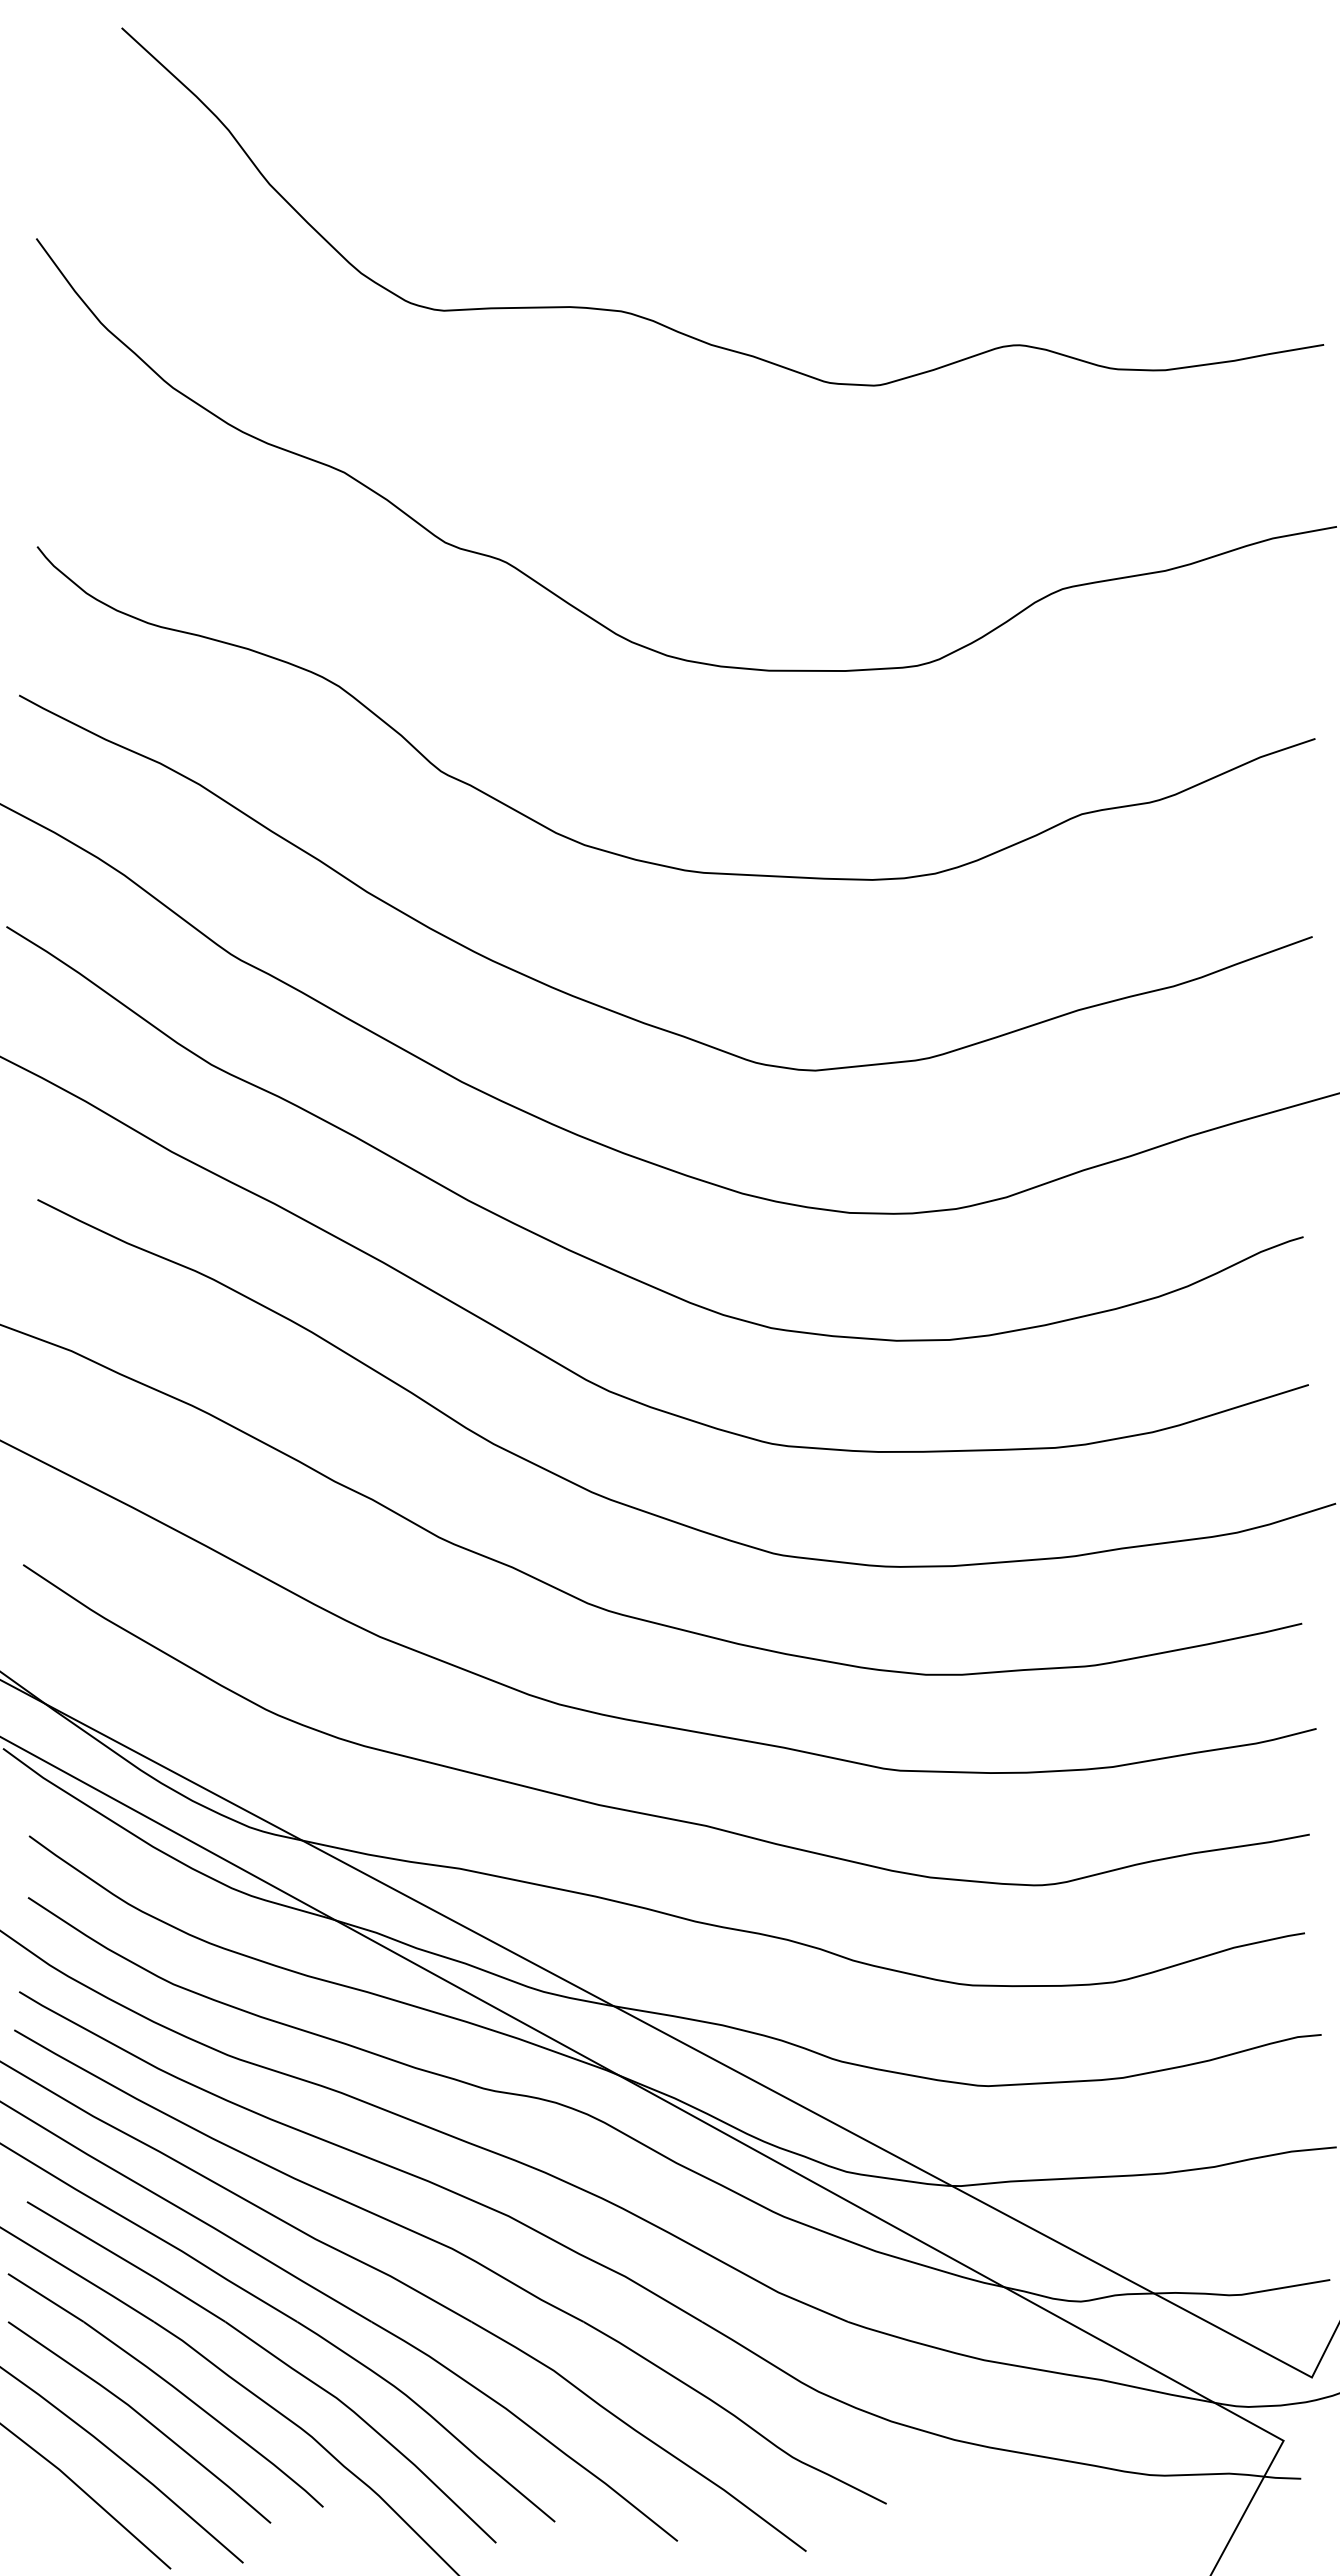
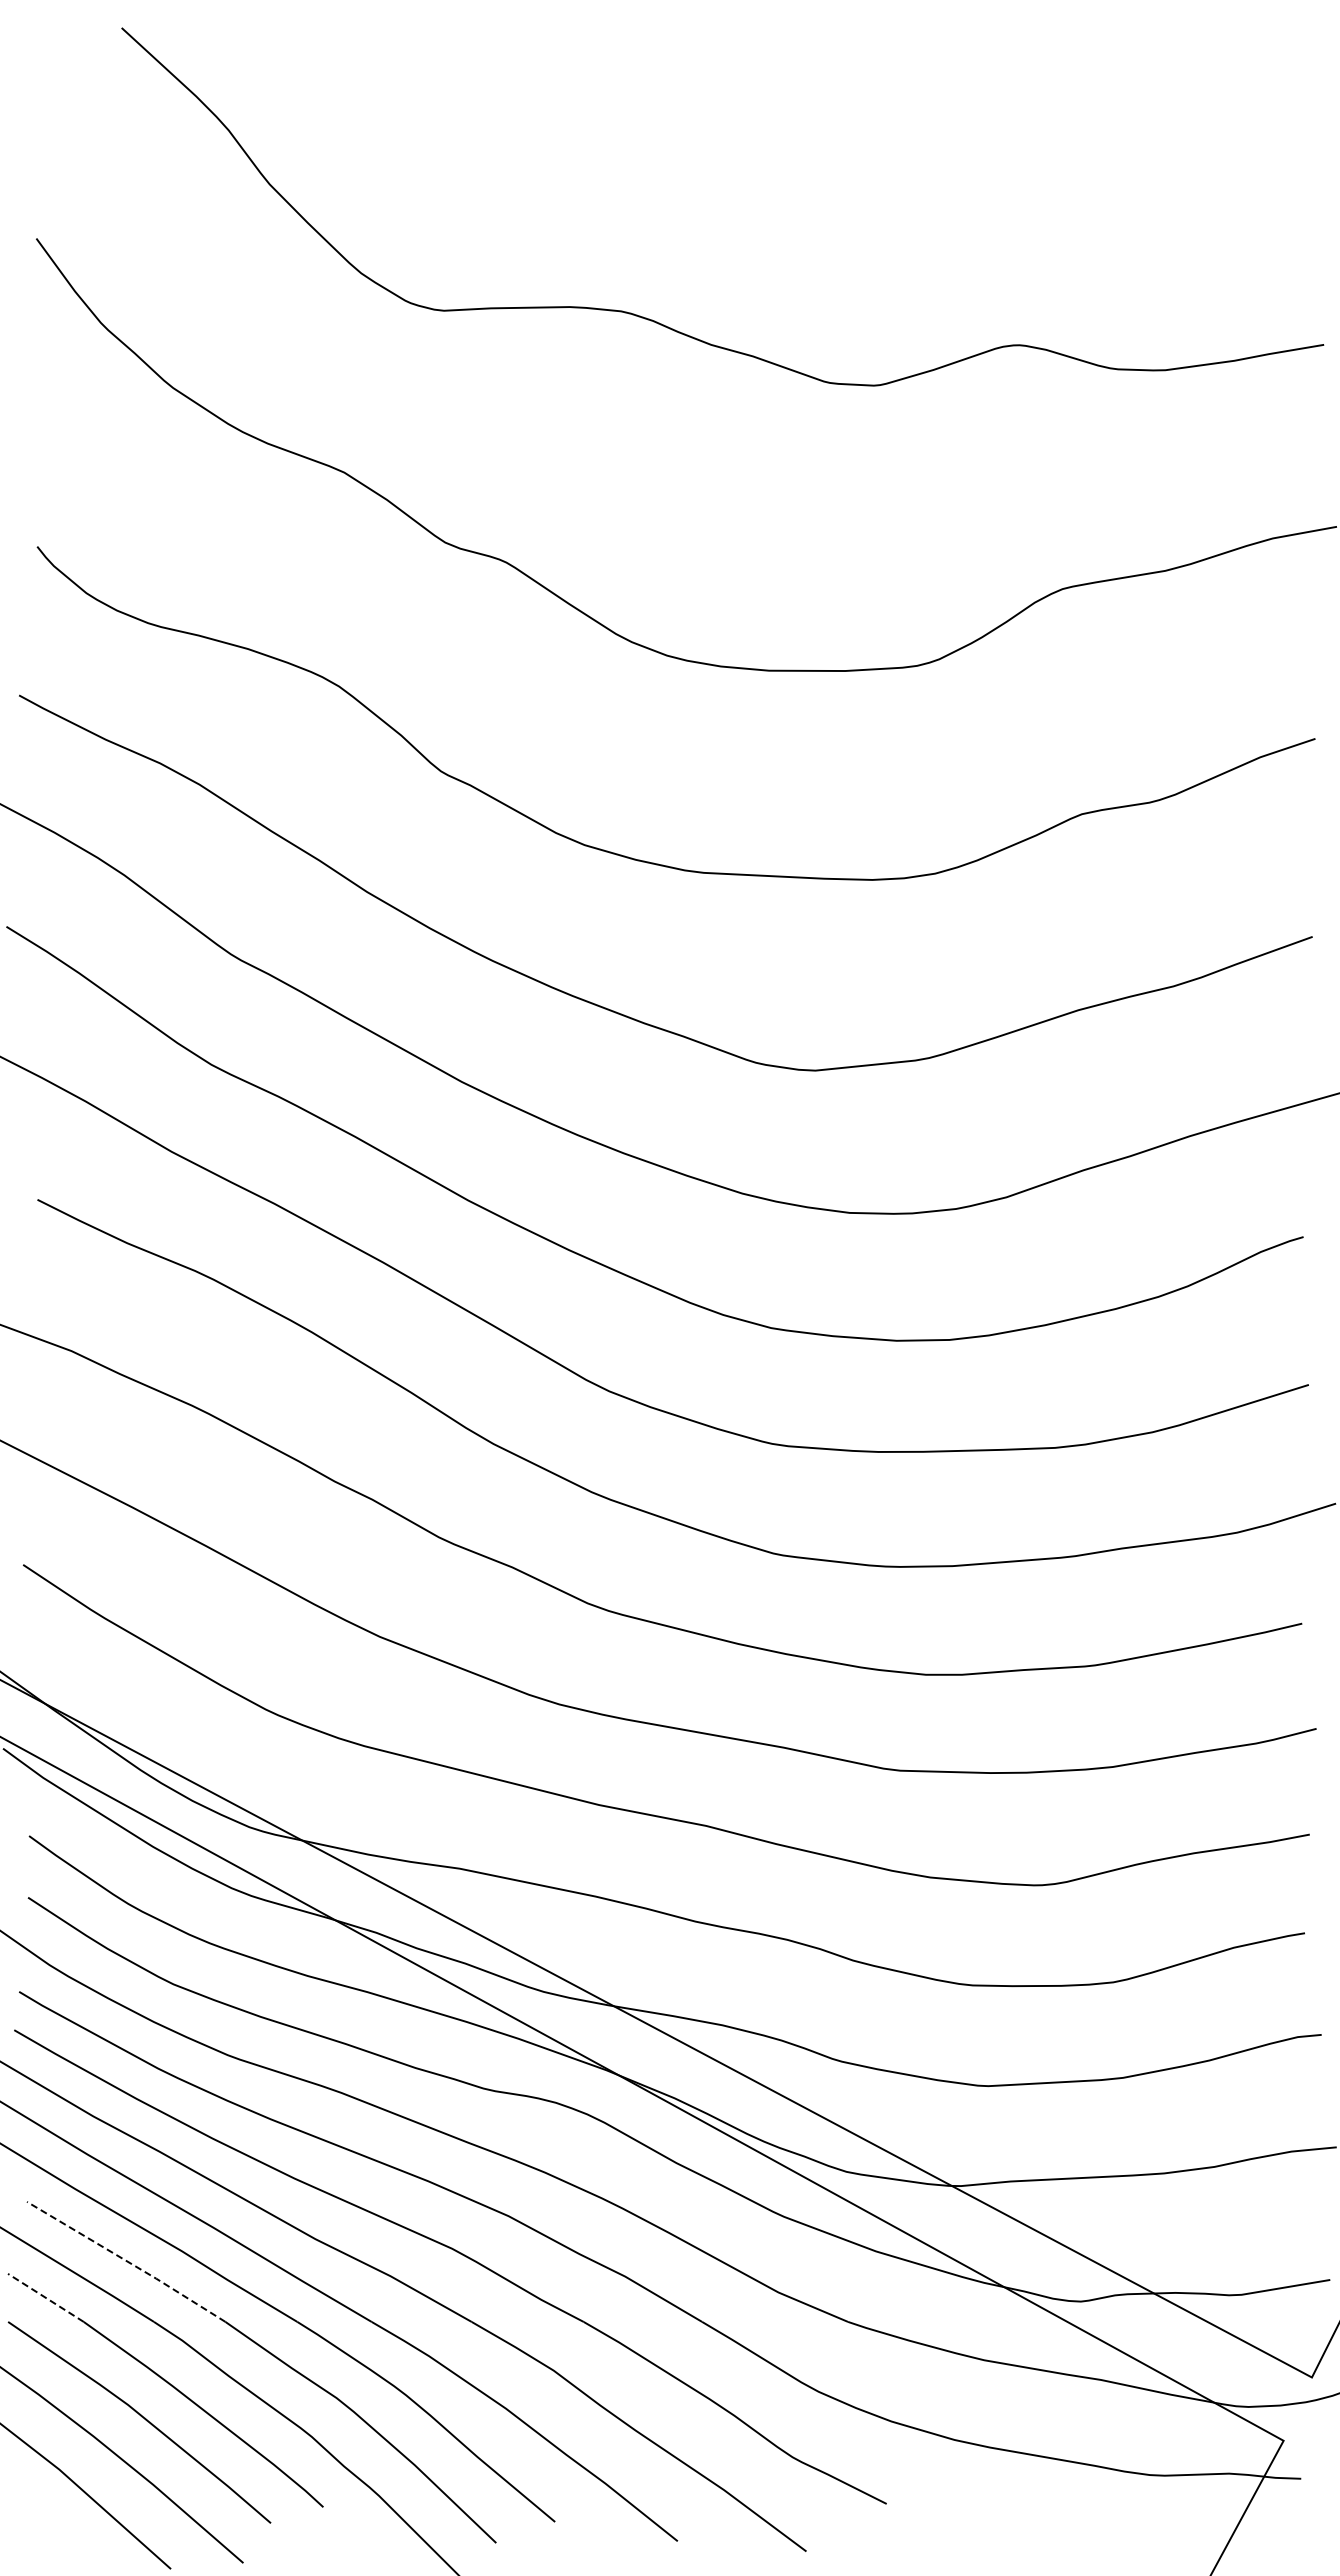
line: solid -> dashed (127, 2261)
line: solid -> dashed (45, 2297)
